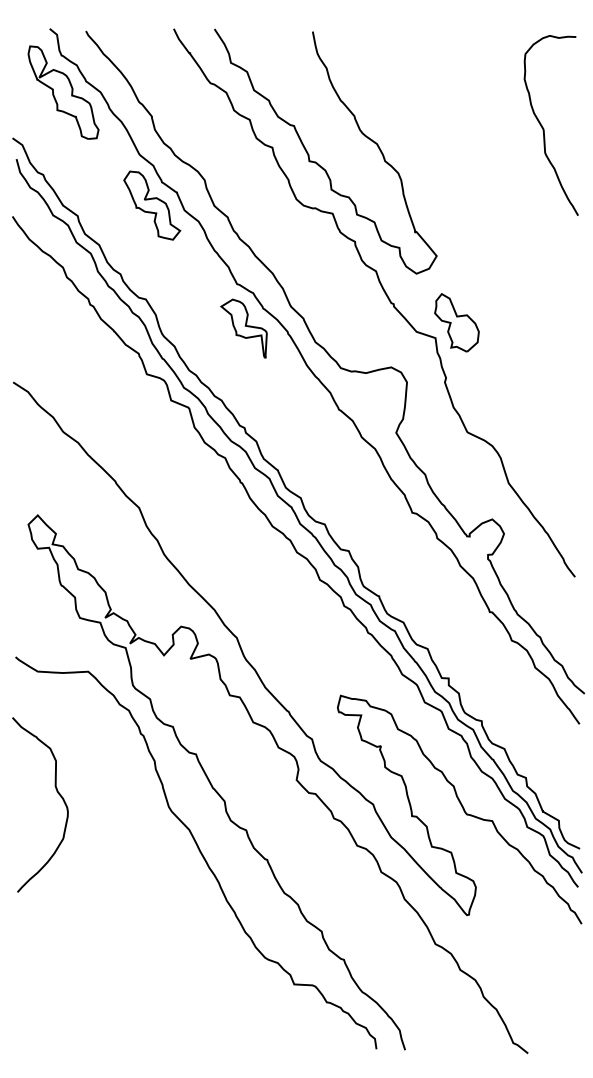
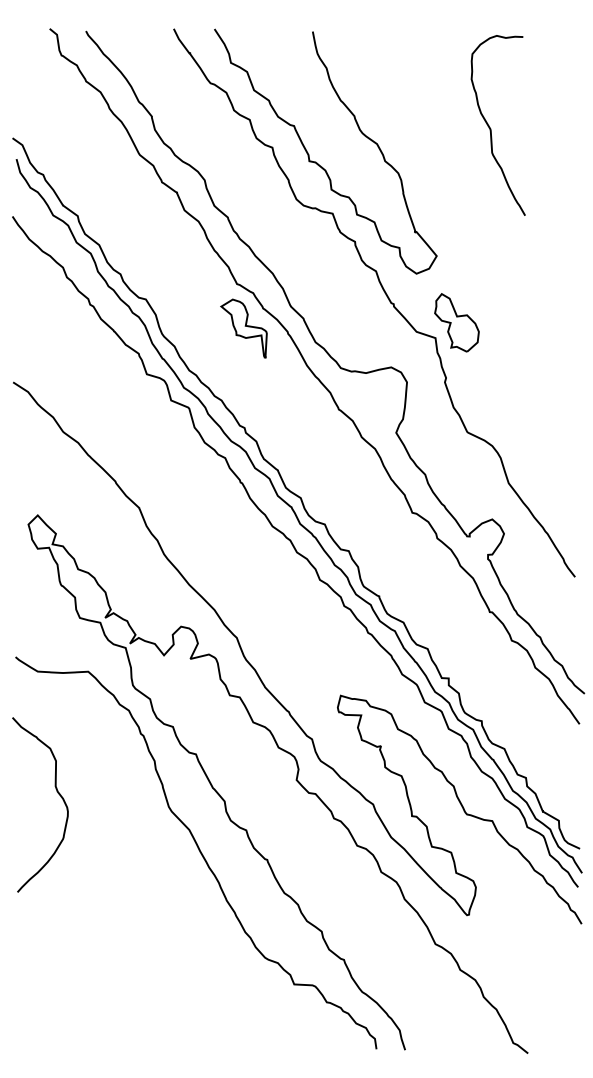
part: present -> none (63, 92)
curve position: (544, 128) -> (491, 128) (491, 128)
part: present -> none (152, 205)
